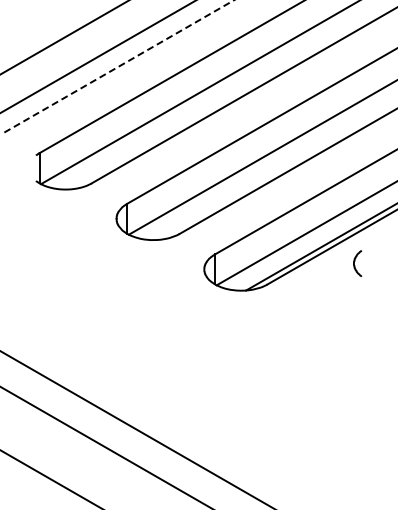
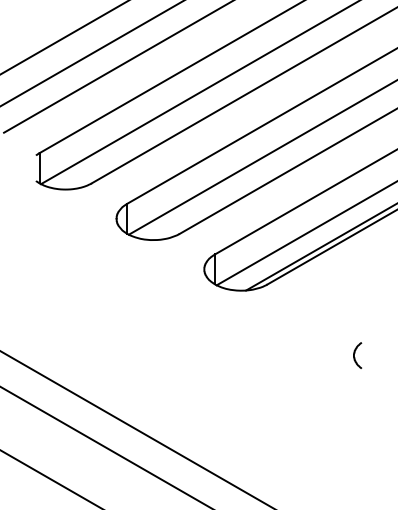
line position: (97, 57) -> (91, 53) (91, 53)
line: dashed -> solid (119, 66)
curve position: (355, 261) -> (355, 353) (355, 353)
